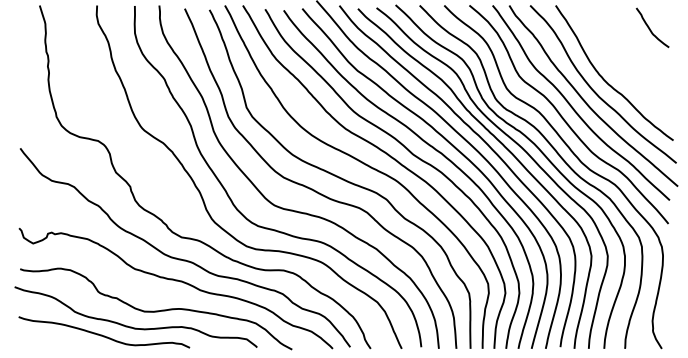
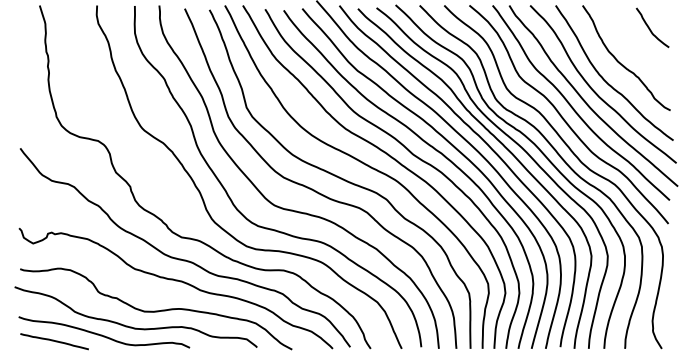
curve: none -> present (620, 62)
line: none -> present (54, 341)
